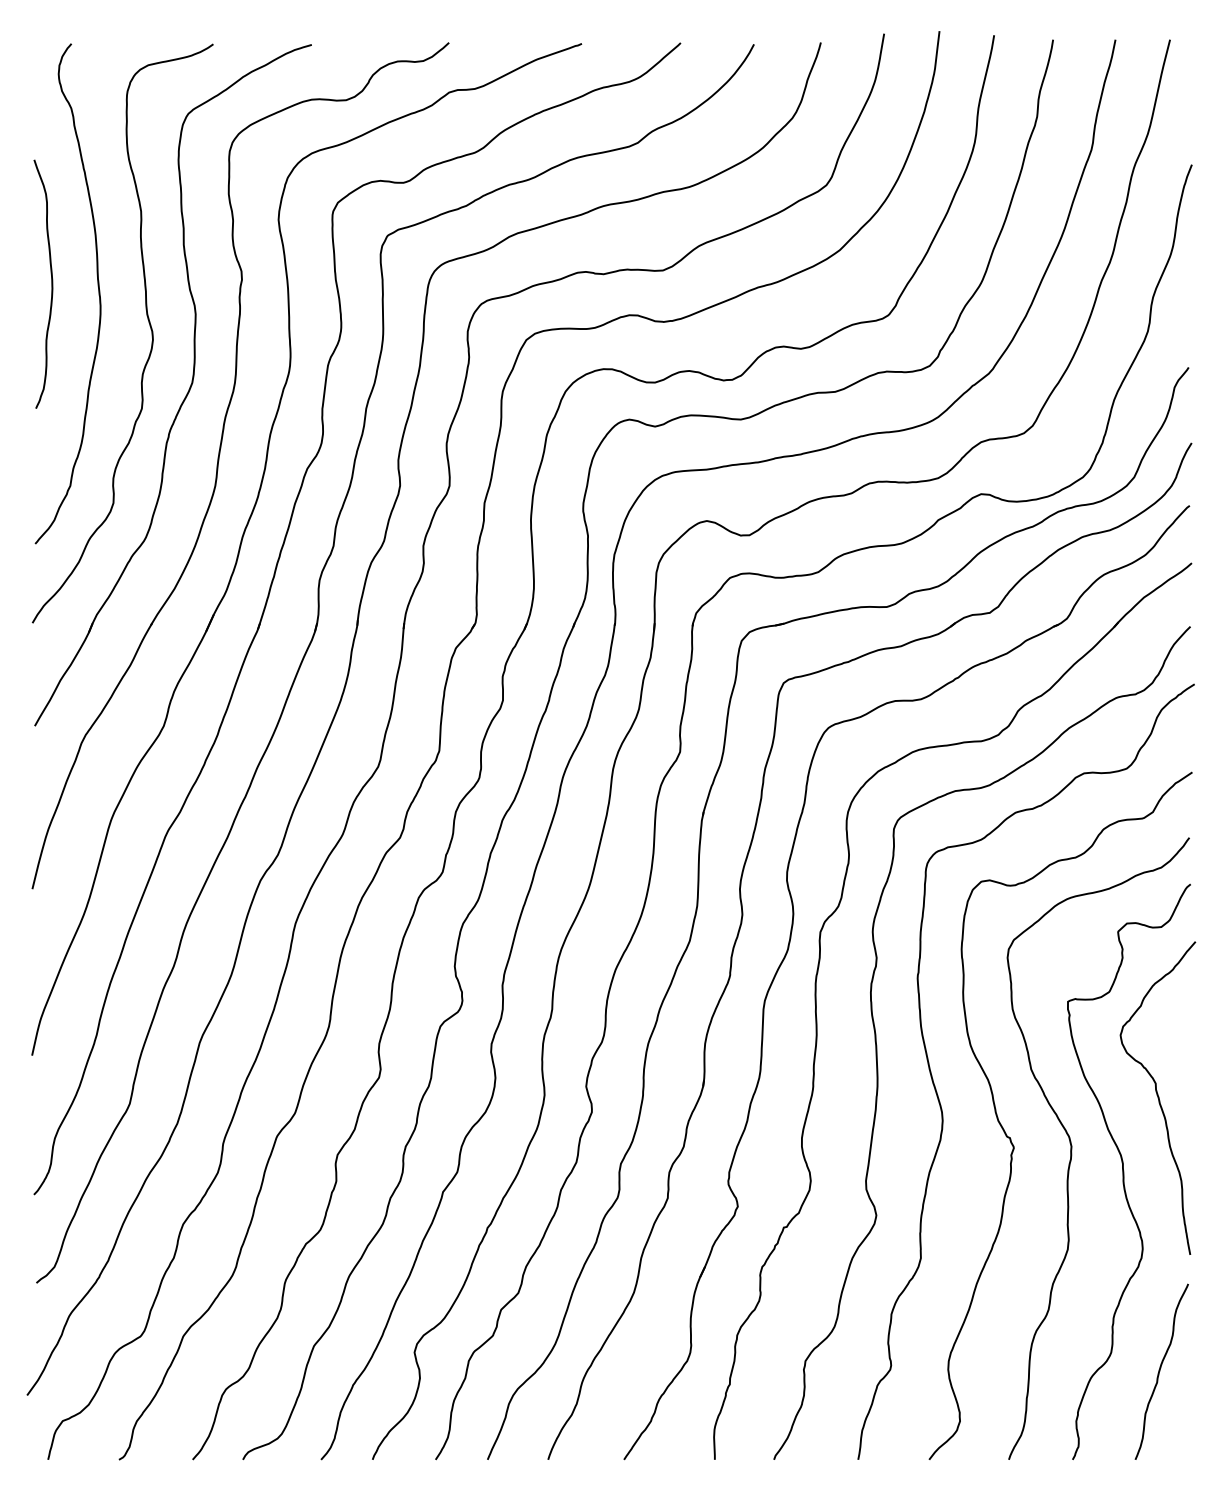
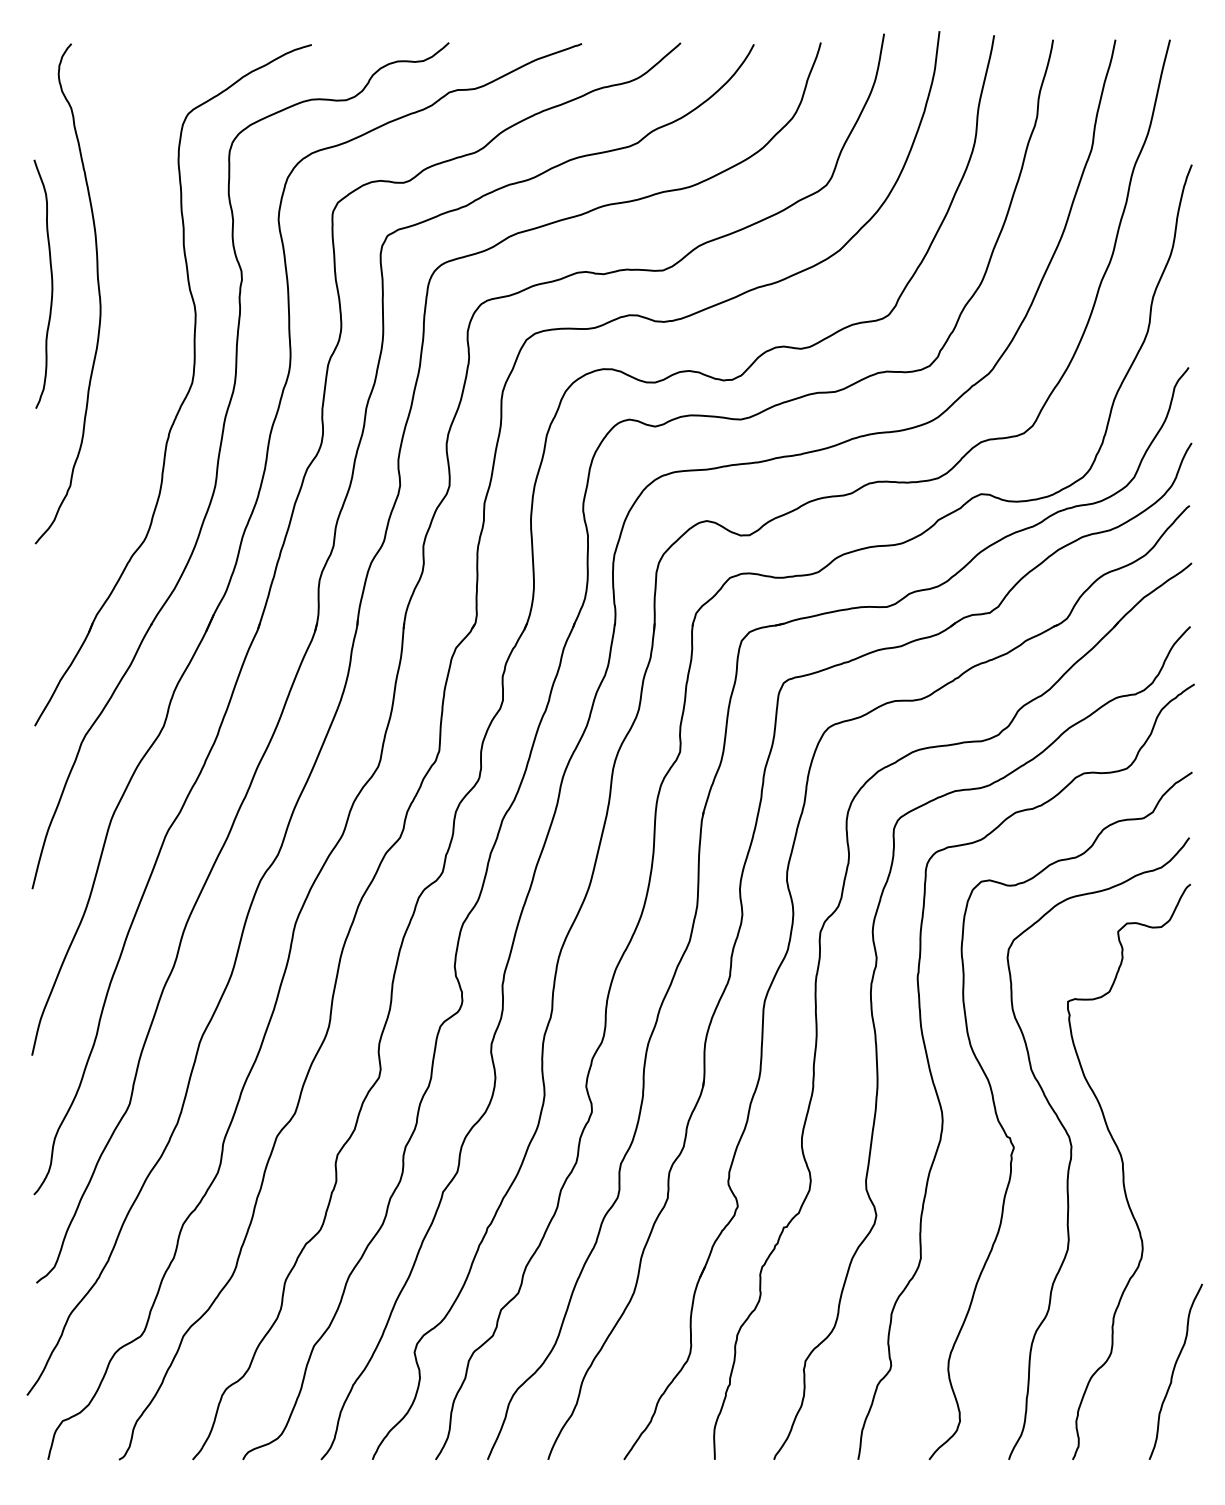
curve: present -> none (149, 326)
curve: present -> none (1157, 1097)
curve position: (1160, 1371) -> (1174, 1371) (1174, 1371)
